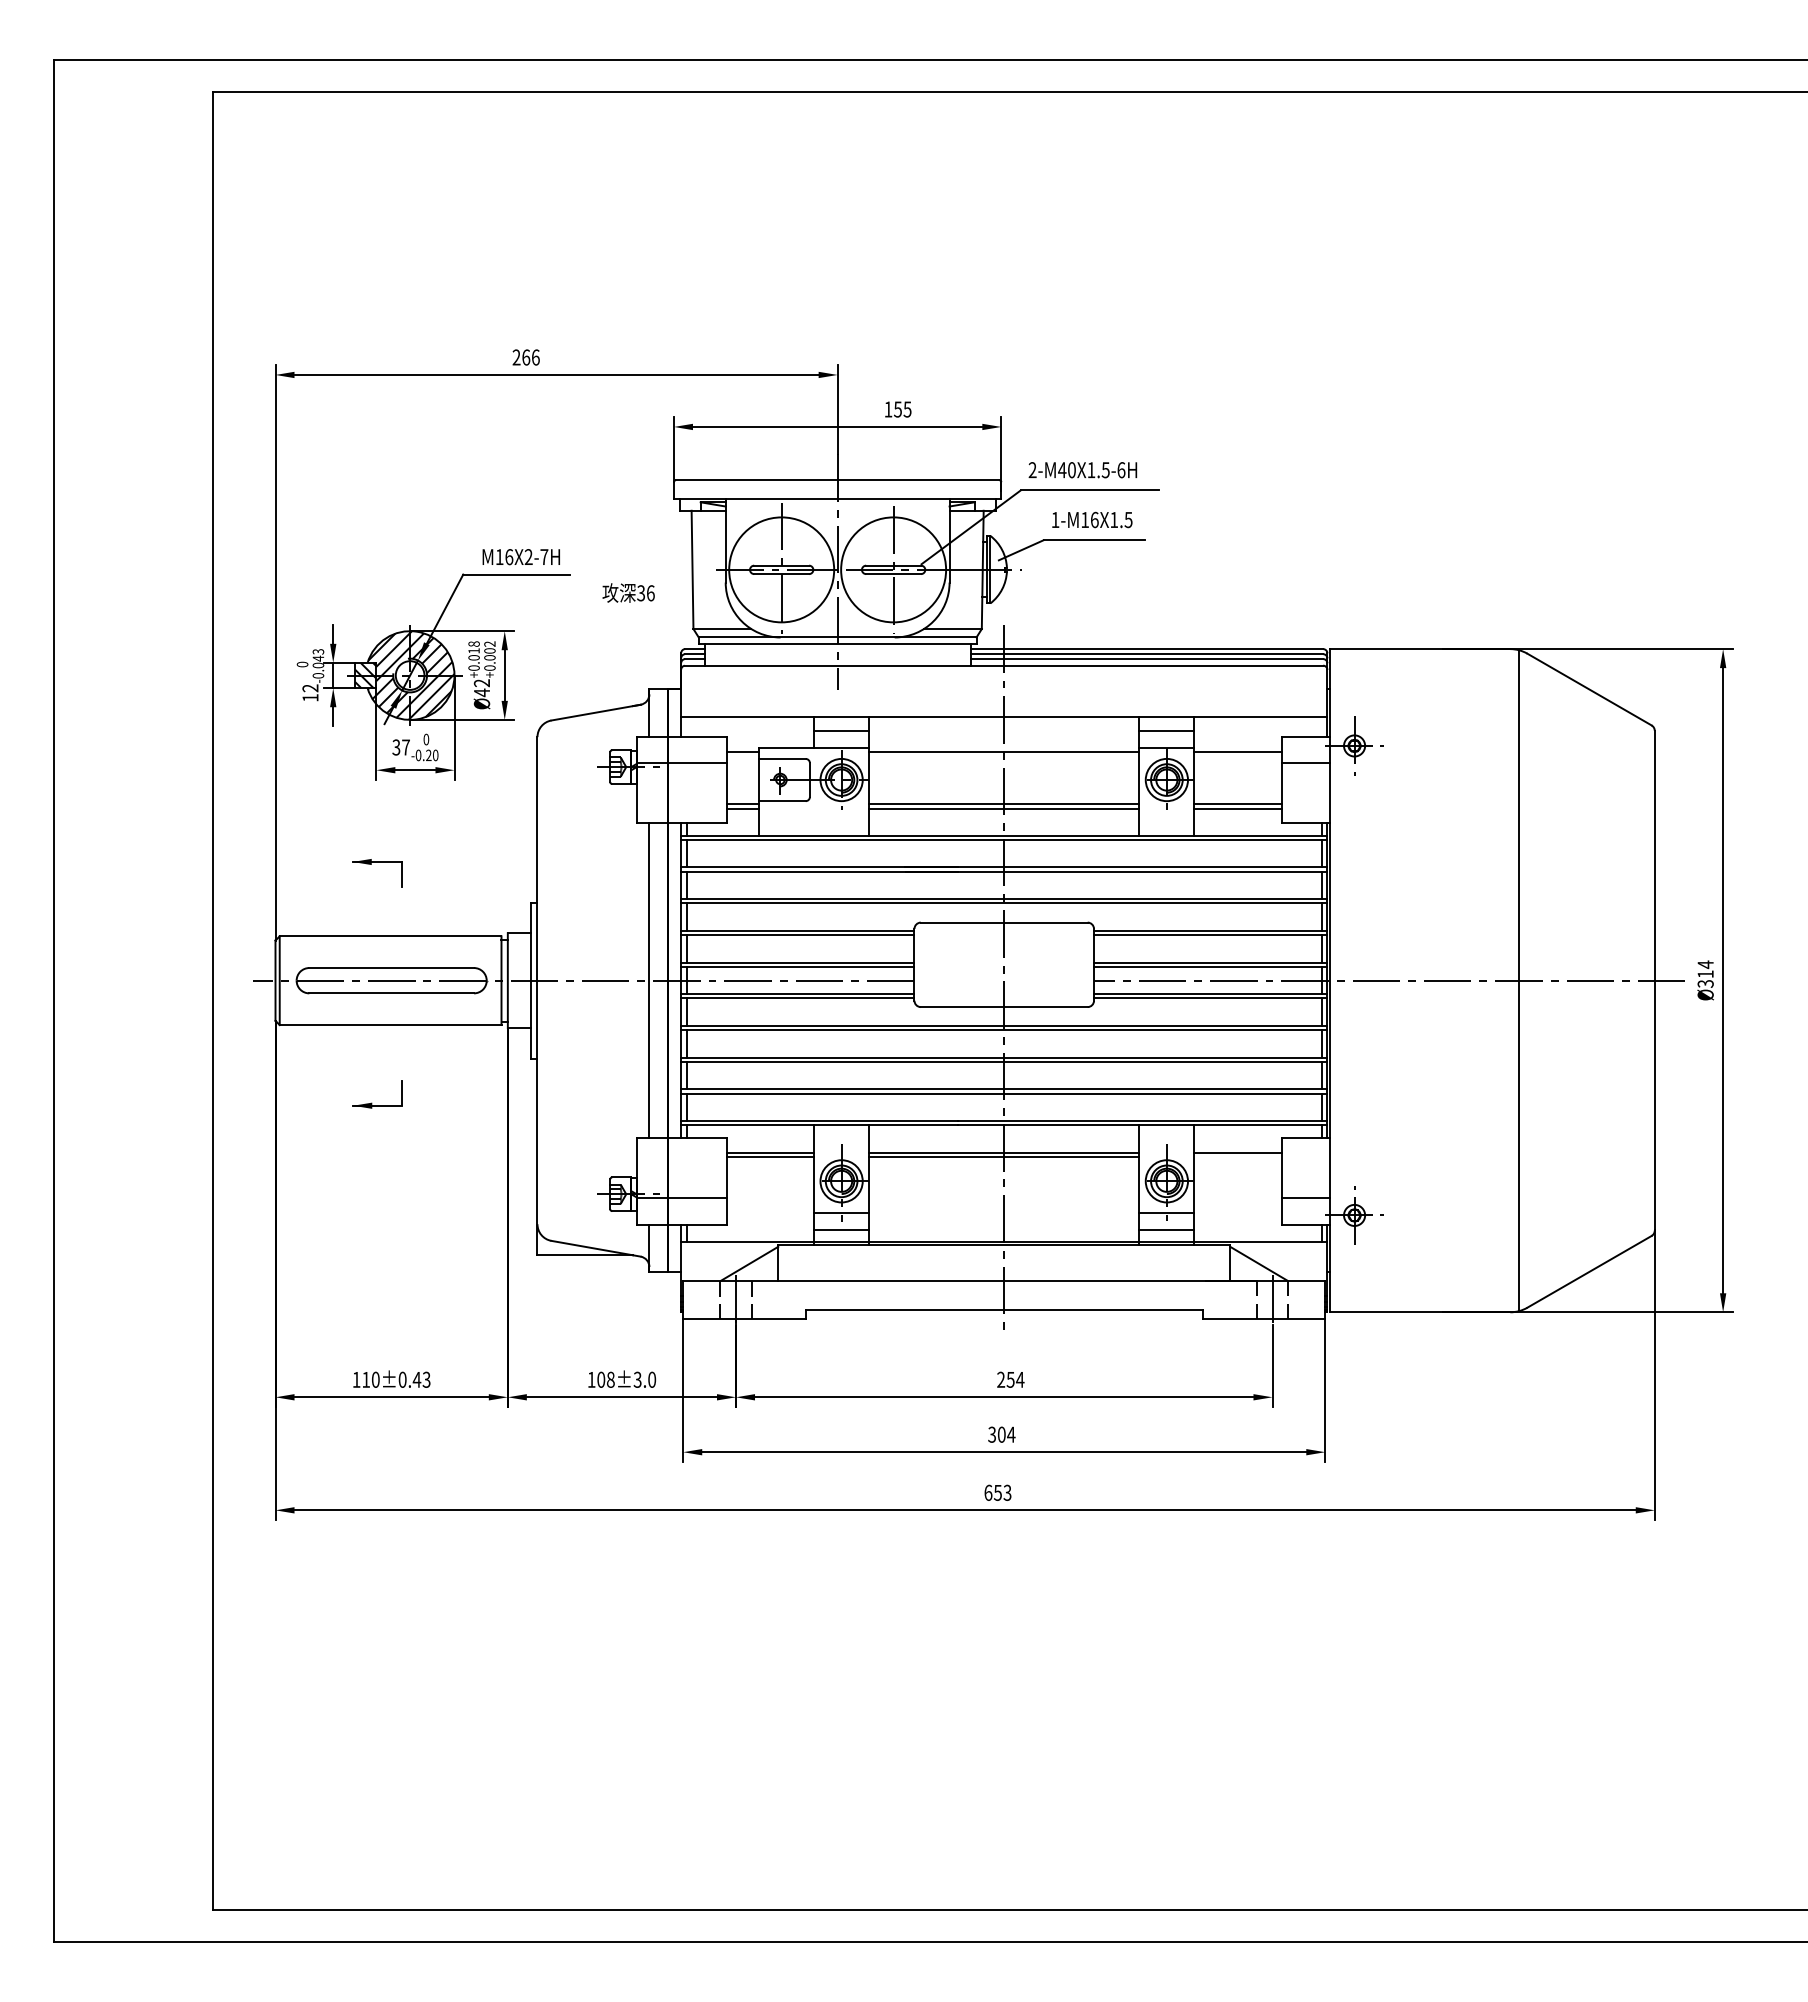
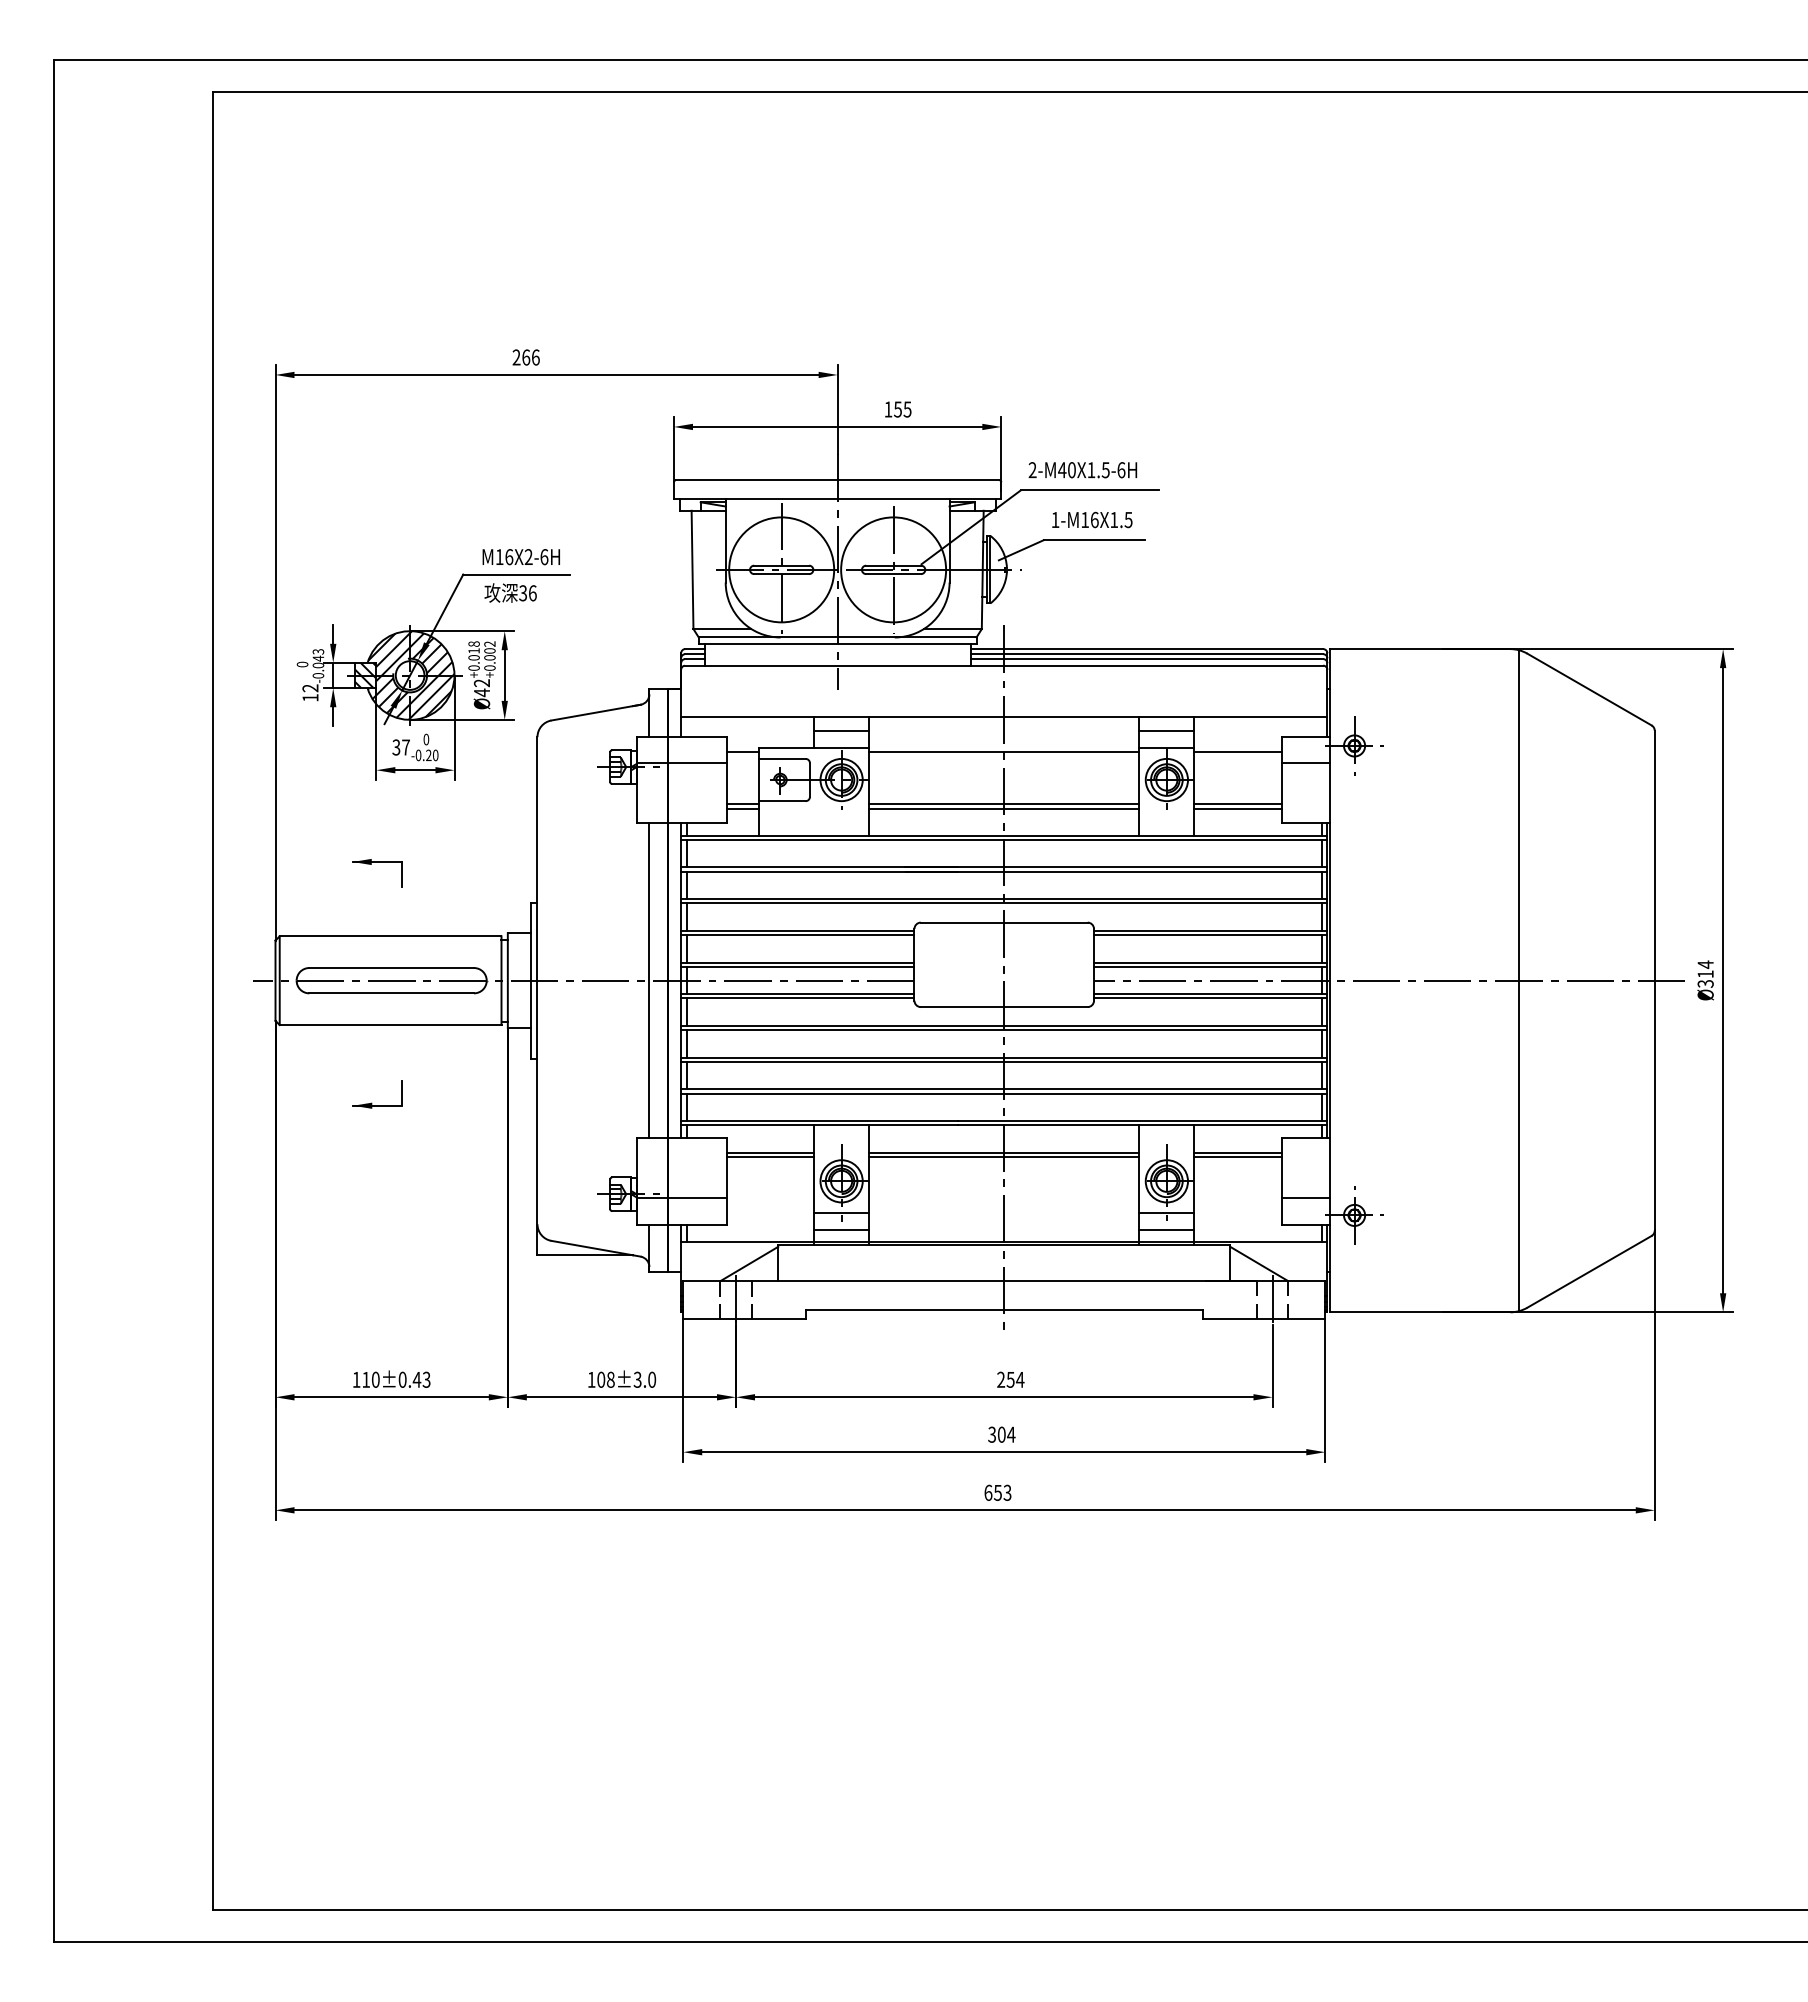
text: M16X2-7H -> M16X2-6H (544, 557)
text position: (628, 592) -> (510, 592) (510, 592)
line: none -> present (1237, 1157)
